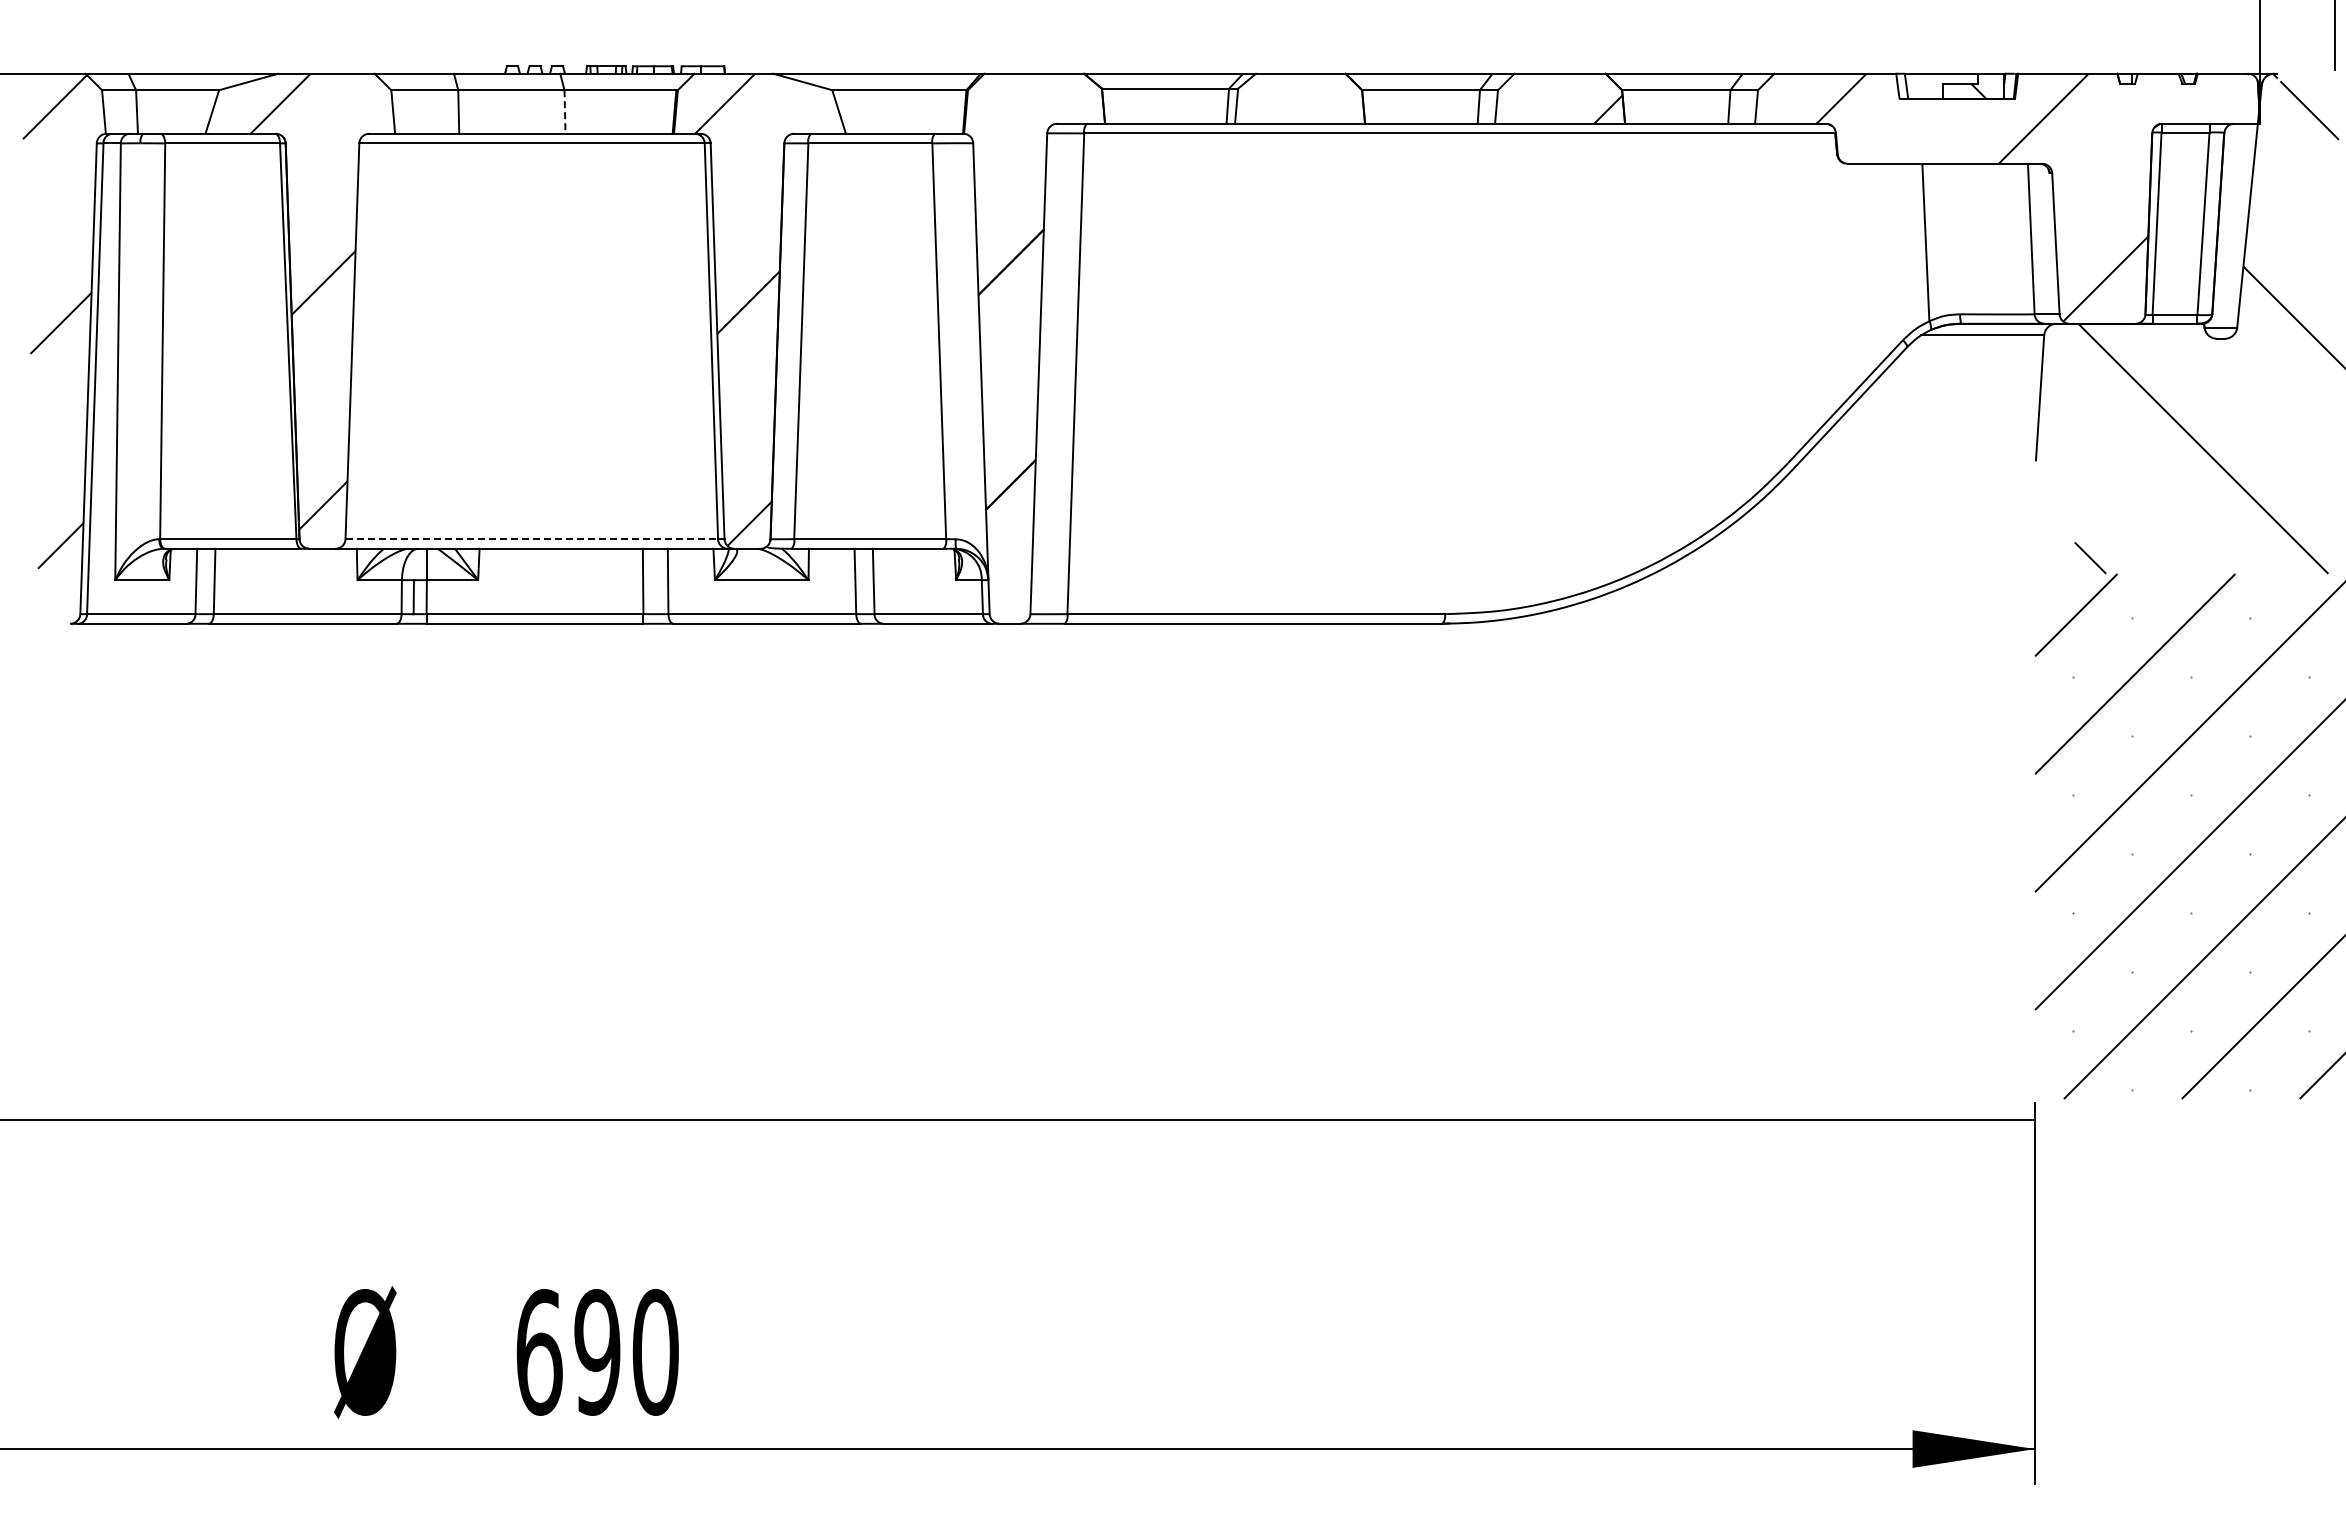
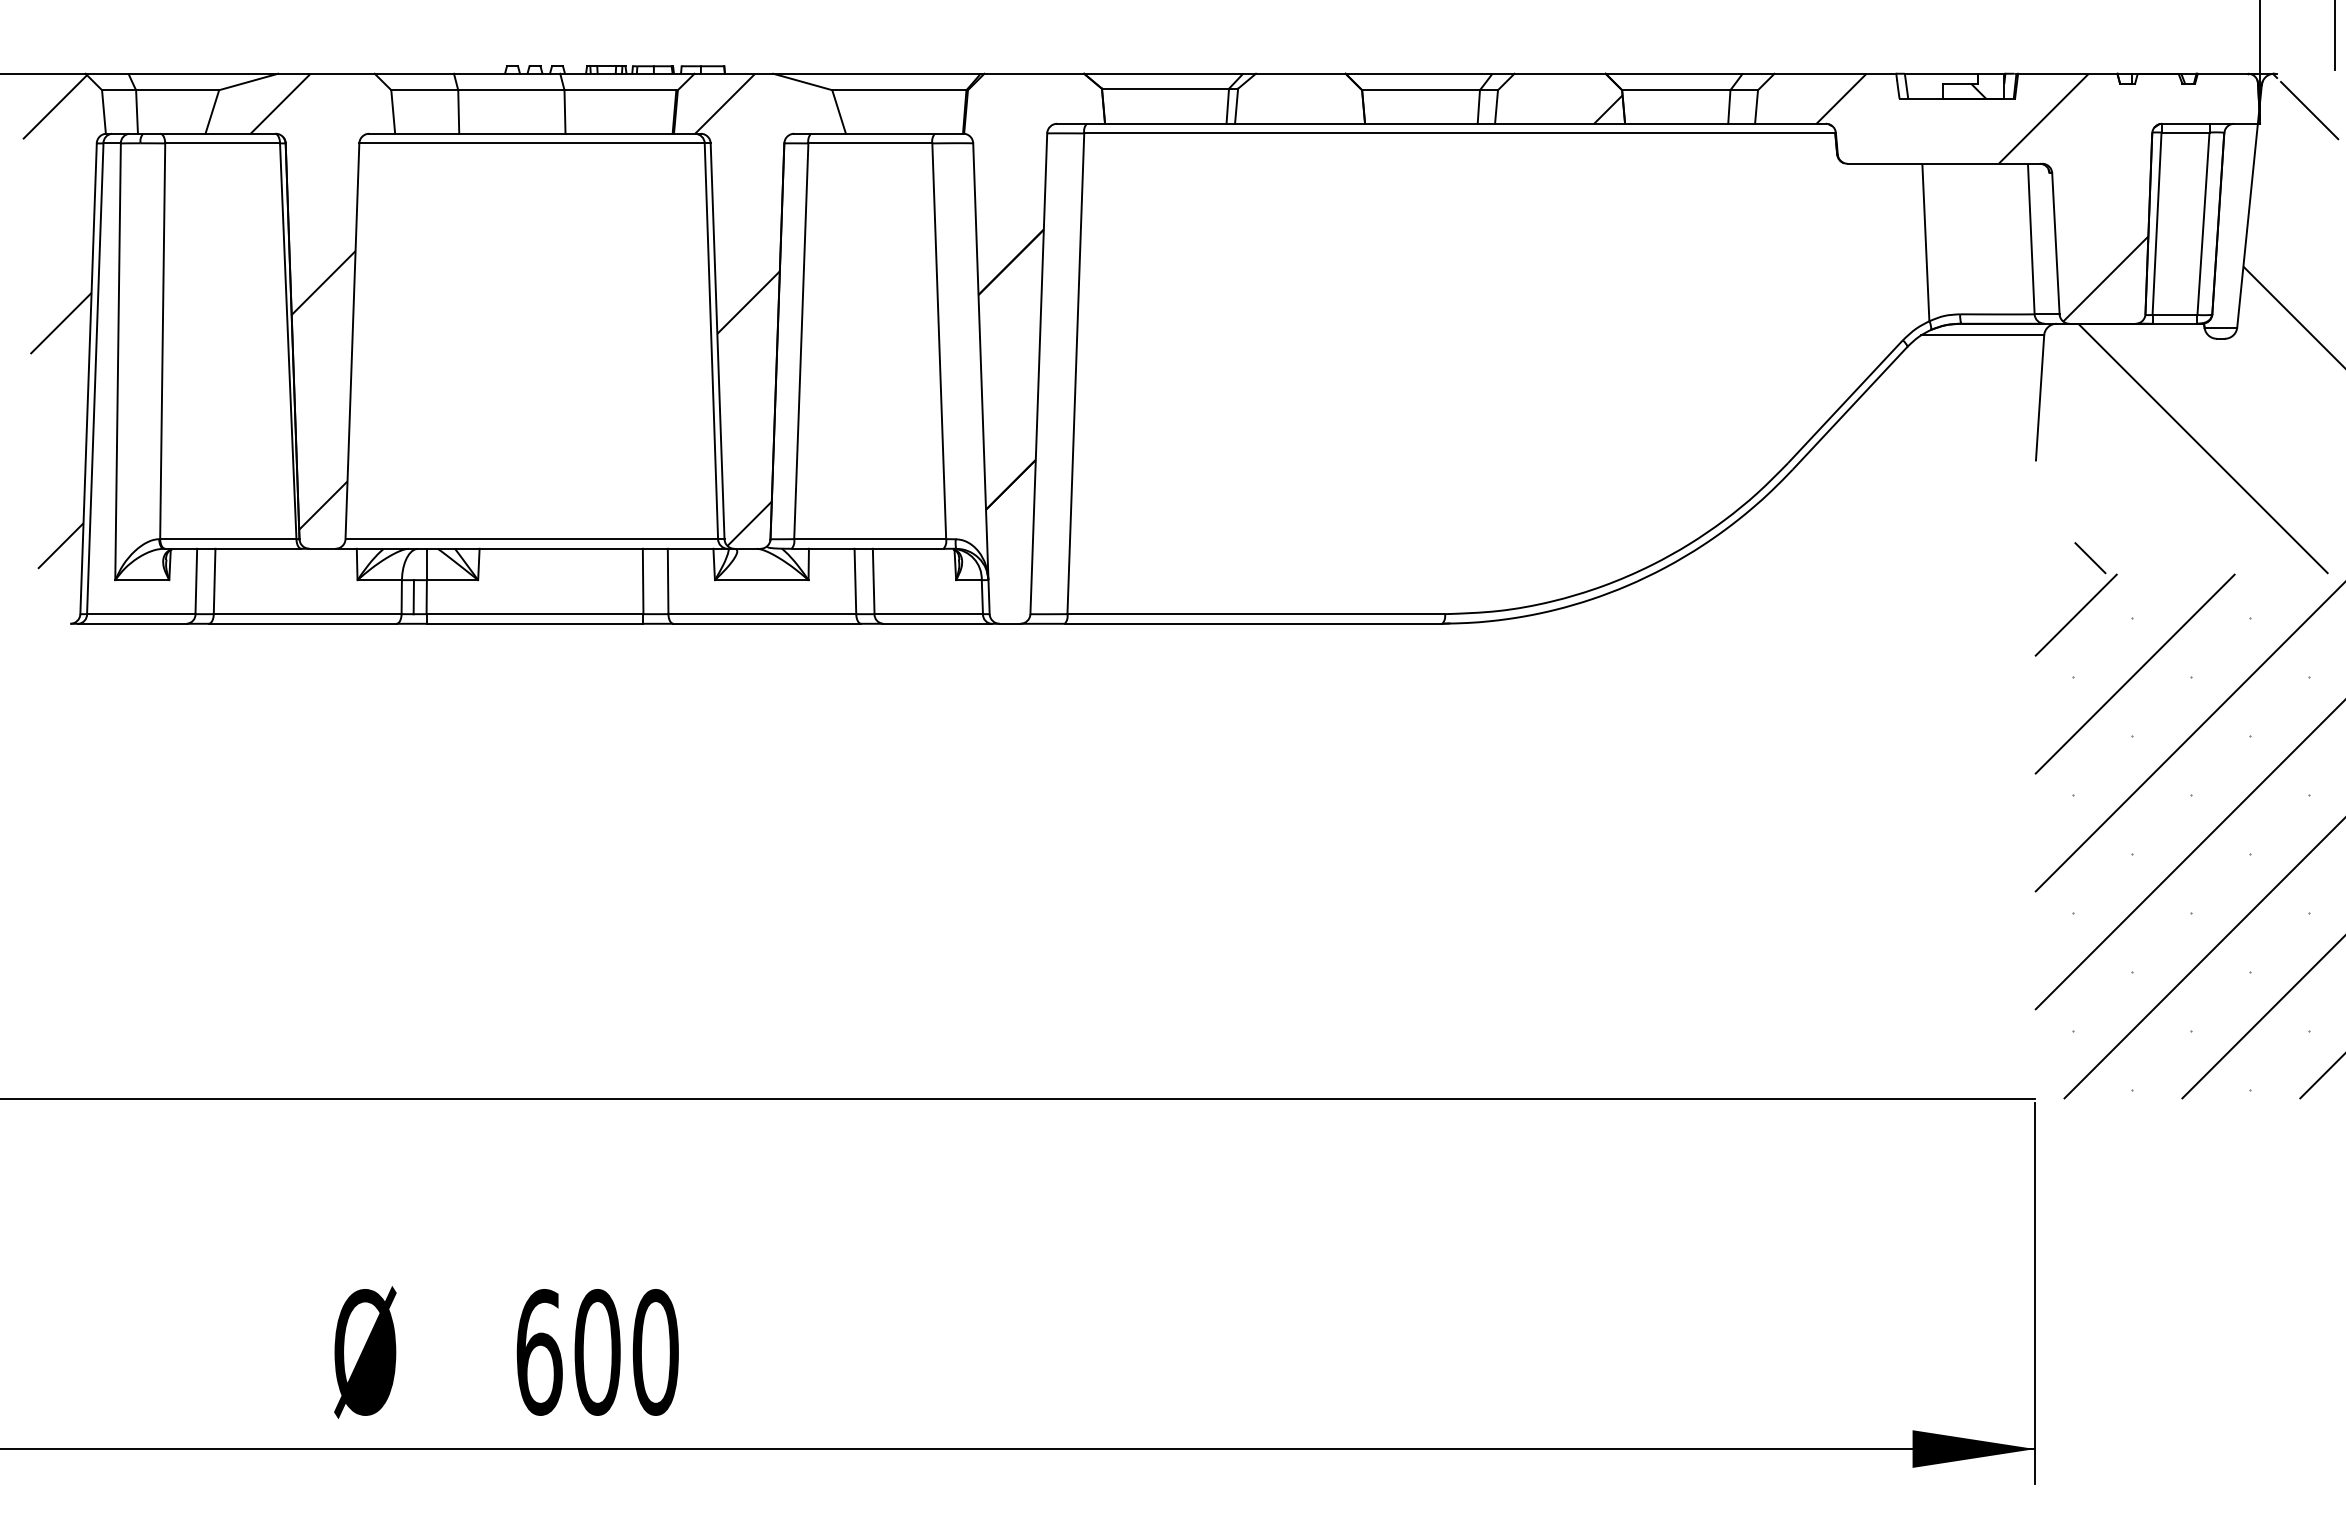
line: dashed -> solid (565, 112)
line: dashed -> solid (532, 539)
line position: (1018, 1120) -> (1018, 1099) (1018, 1099)
text: 690 -> 600 (597, 1352)
